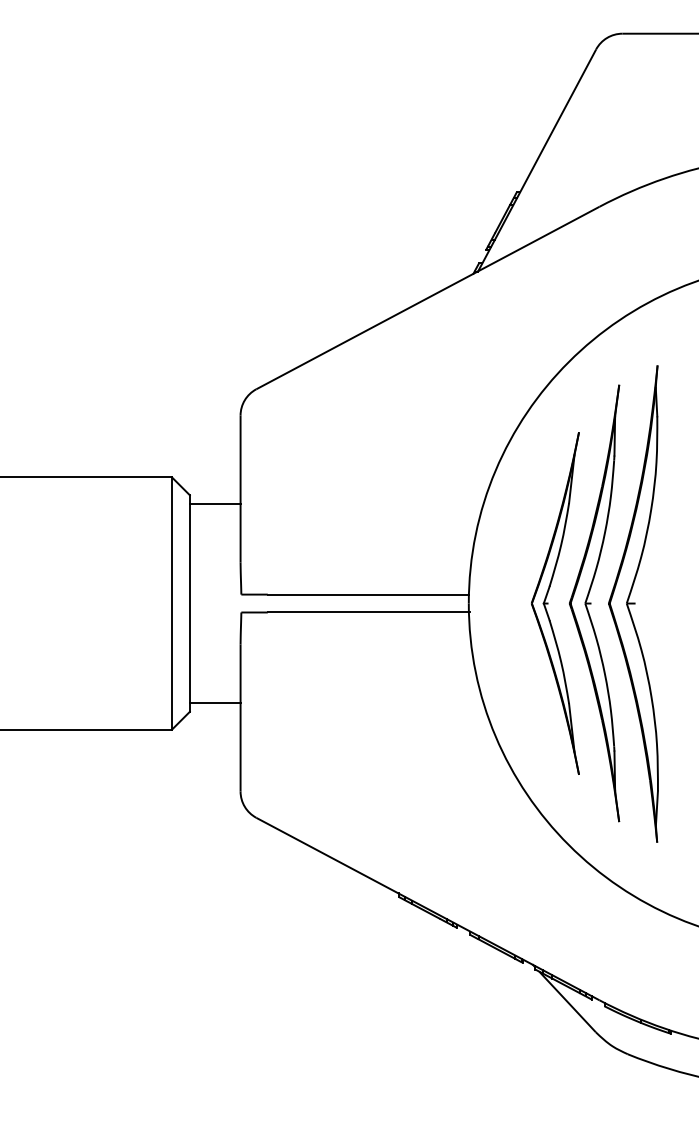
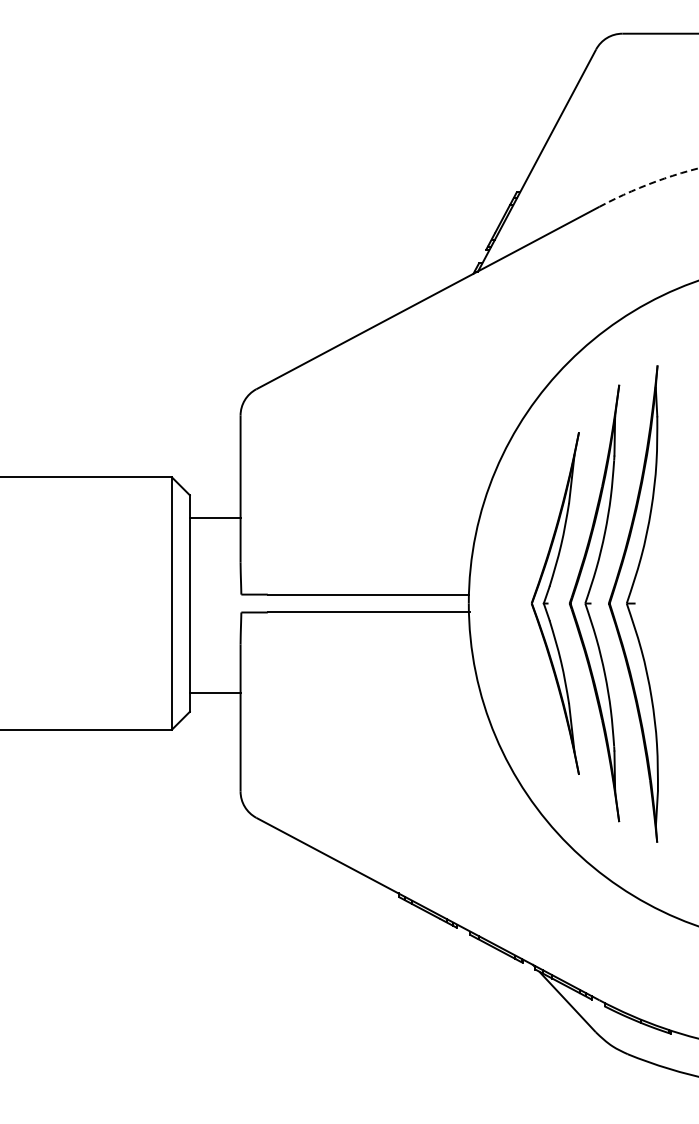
arc: solid -> dashed (648, 184)
line position: (214, 503) -> (214, 517) (214, 517)
line position: (214, 703) -> (214, 693) (214, 693)
